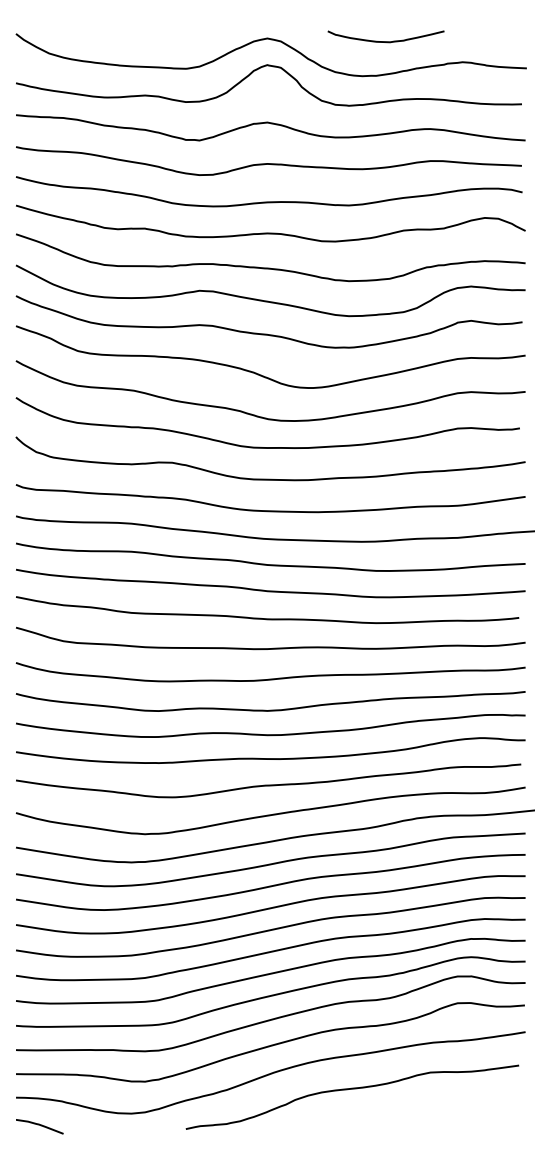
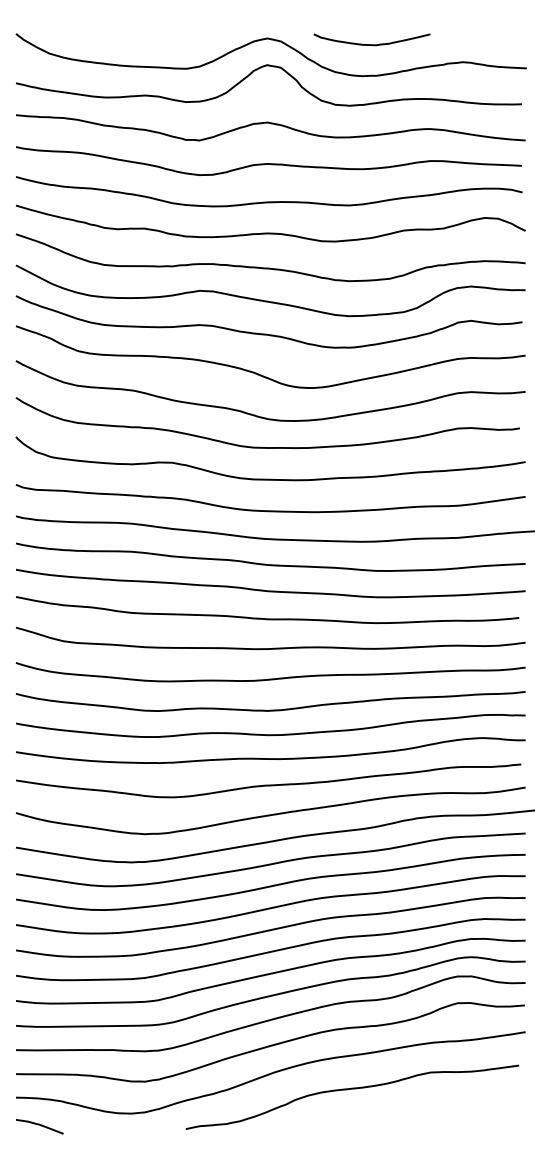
curve position: (385, 41) -> (371, 44) (371, 44)
